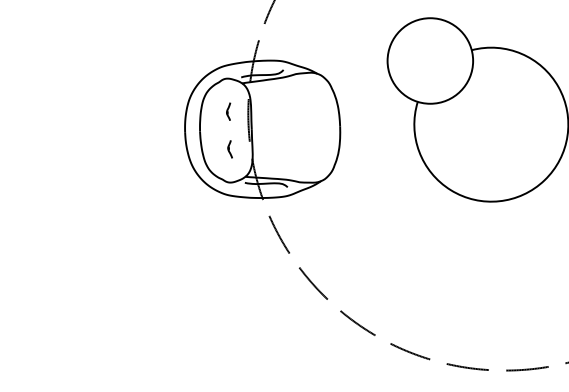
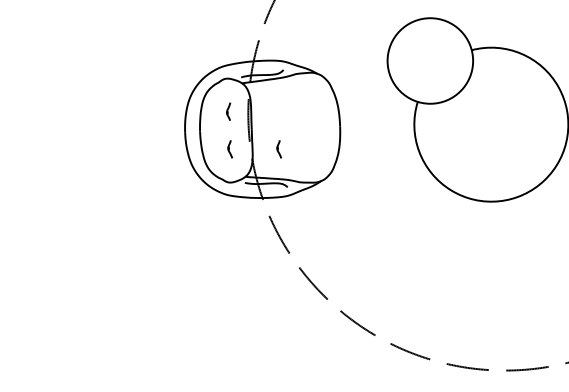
part: none -> present (278, 149)
